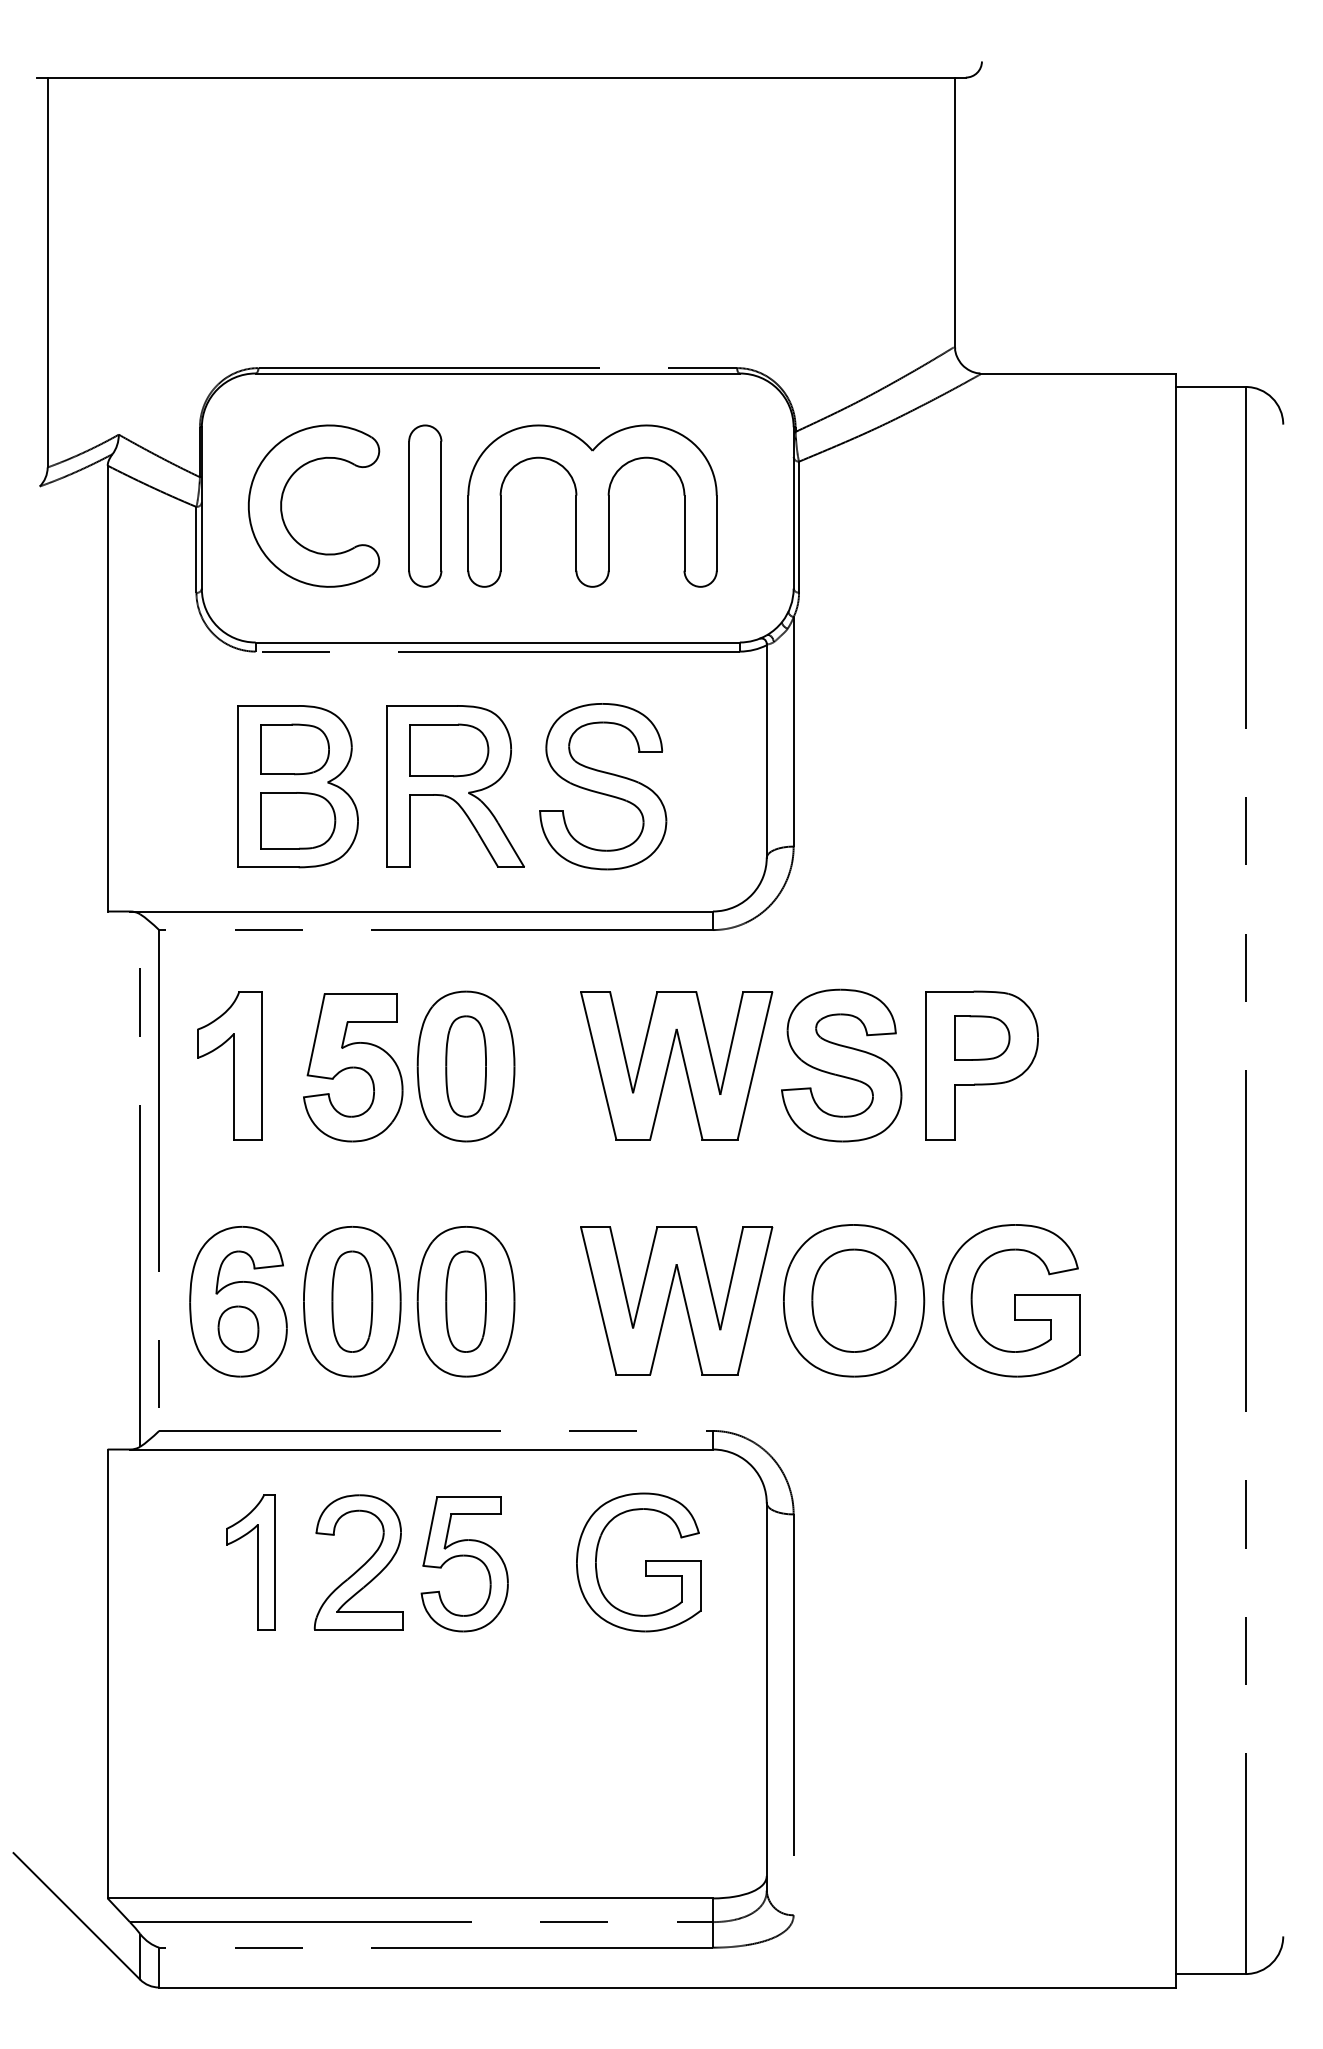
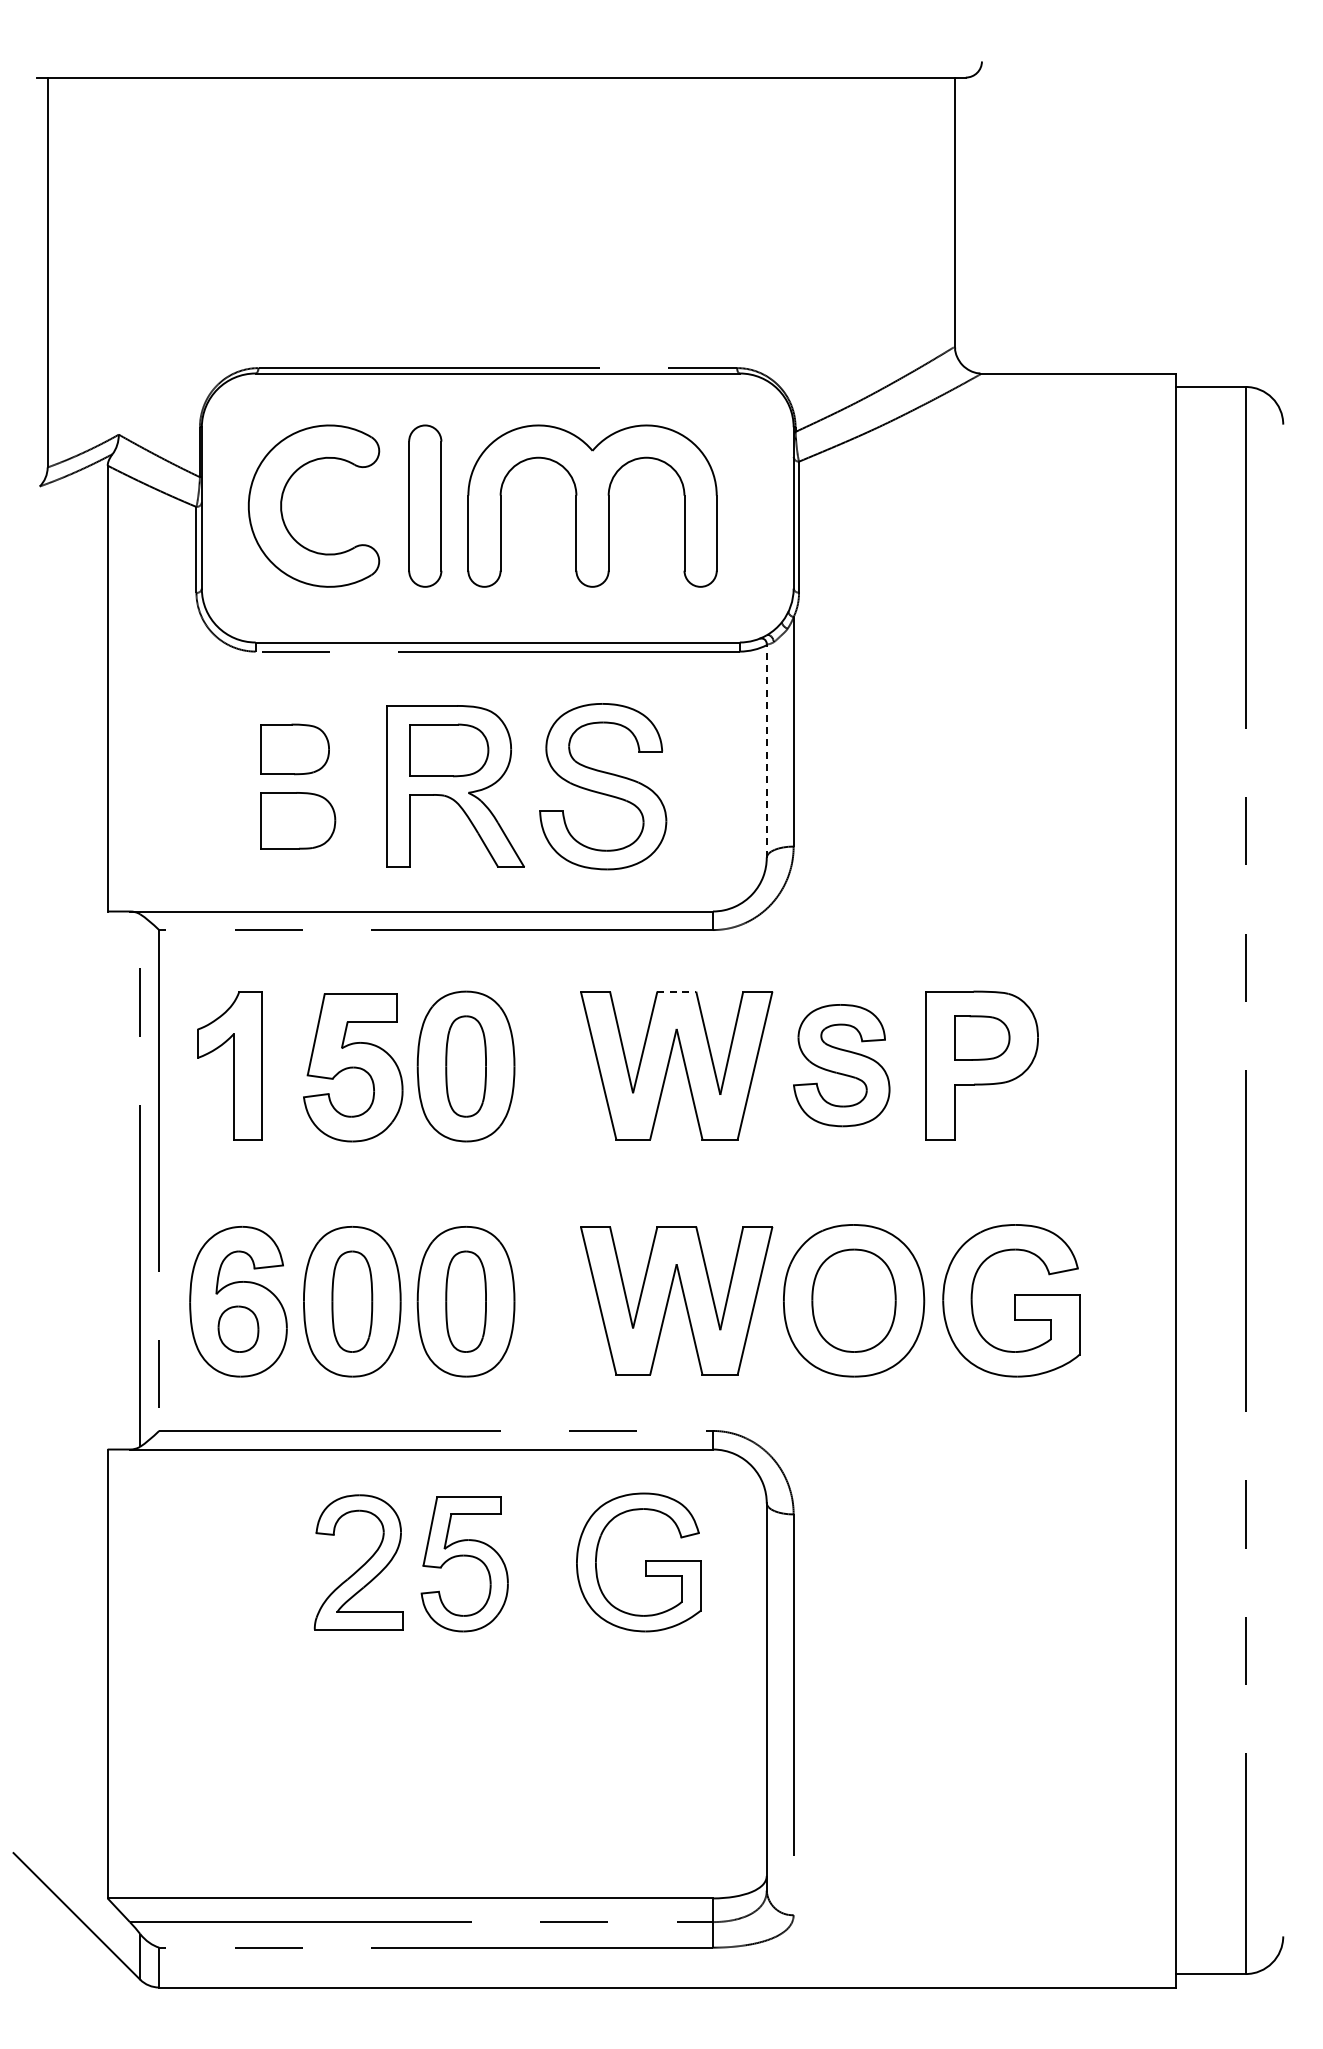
line: solid -> dashed (766, 750)
part: present -> none (297, 786)
line: solid -> dashed (677, 991)
part size: 122x155 px -> 98x124 px (841, 1065)
part: present -> none (257, 1562)
